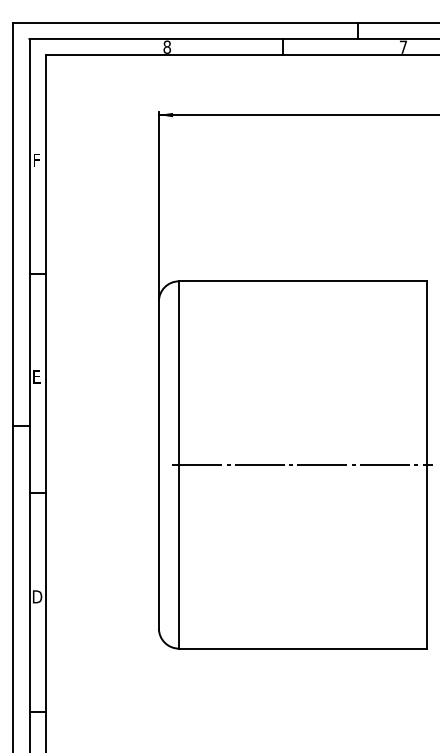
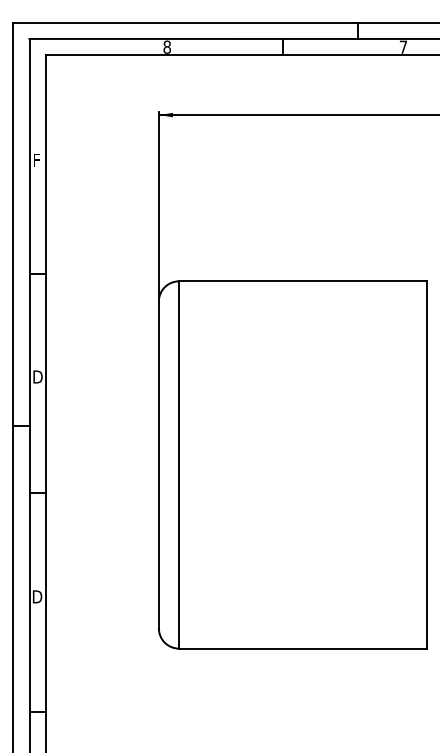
text: E -> D (37, 376)
line: present -> none (302, 464)
